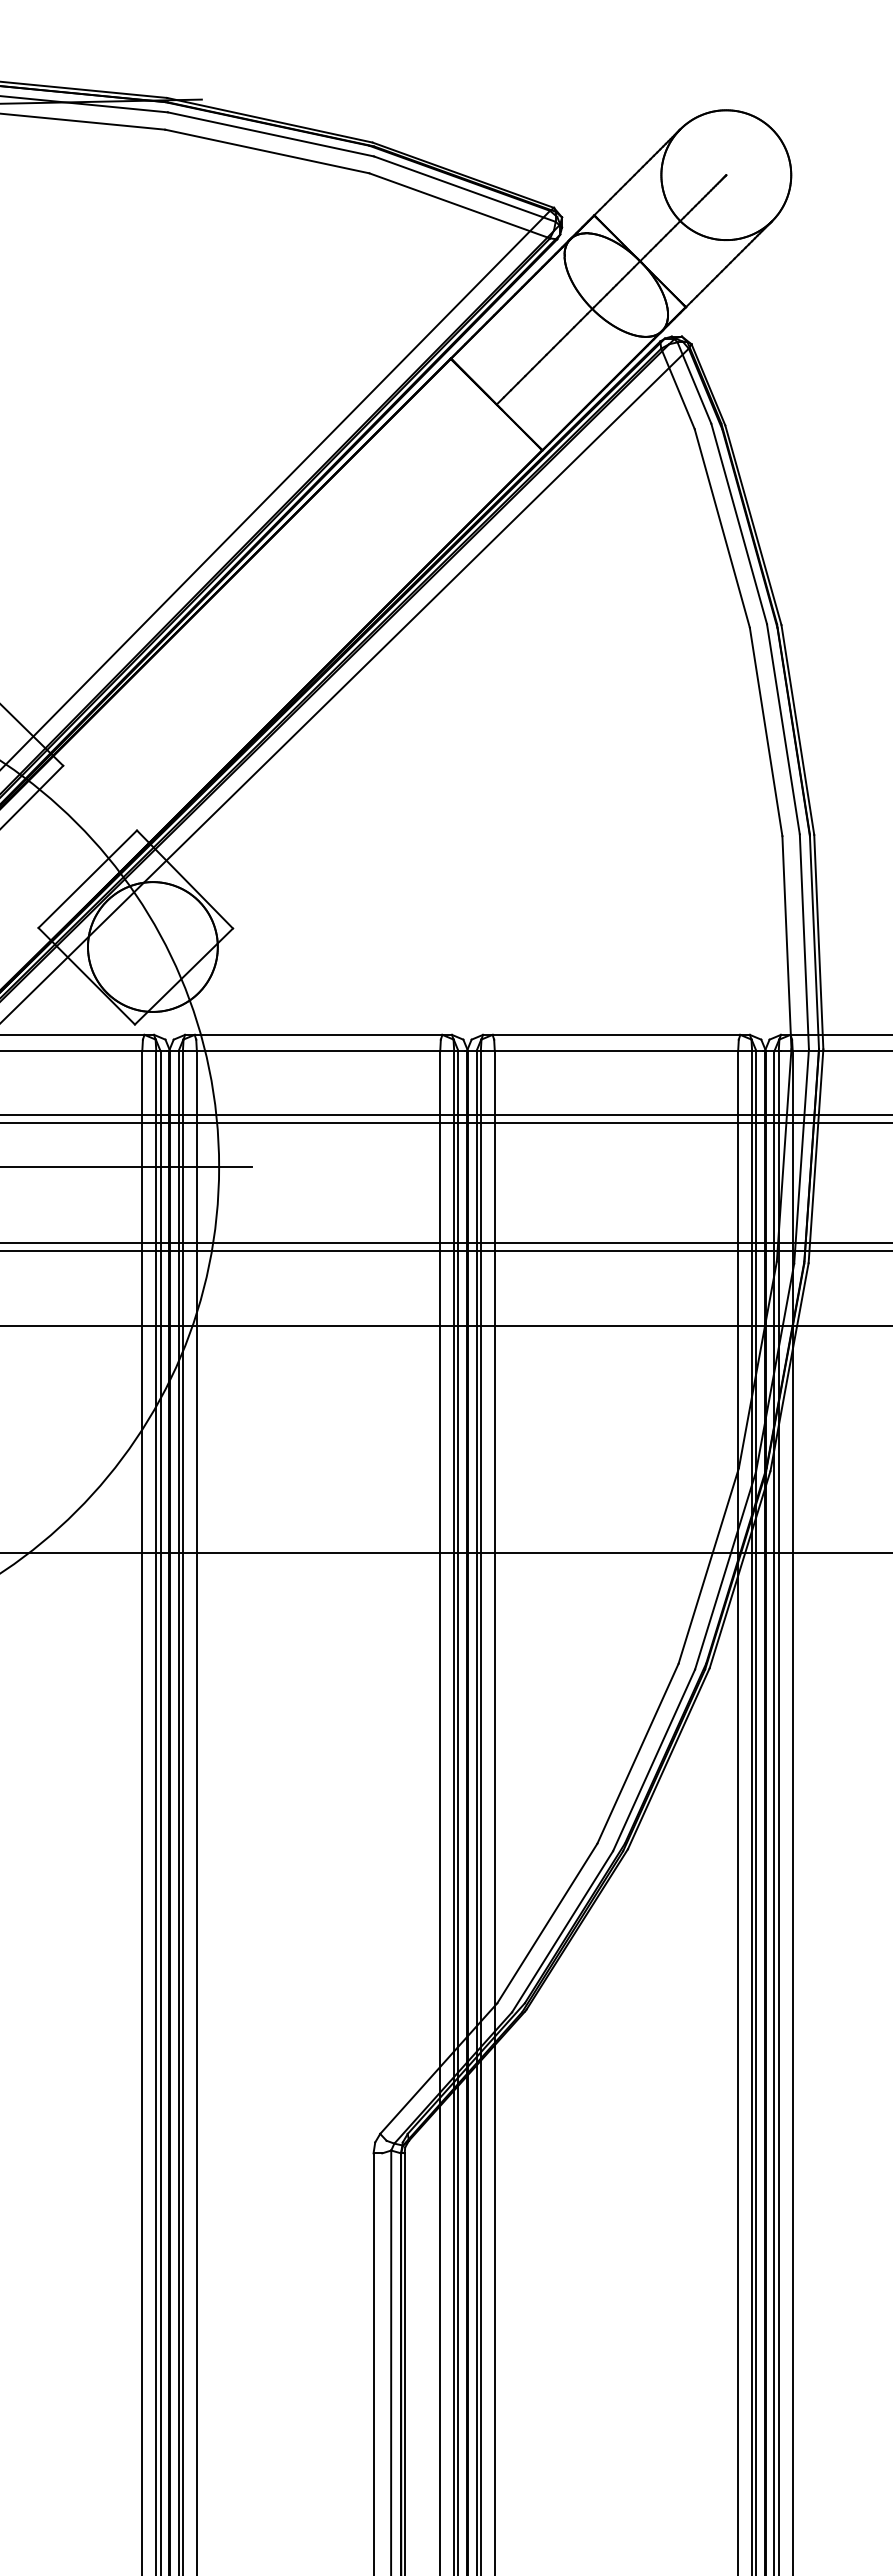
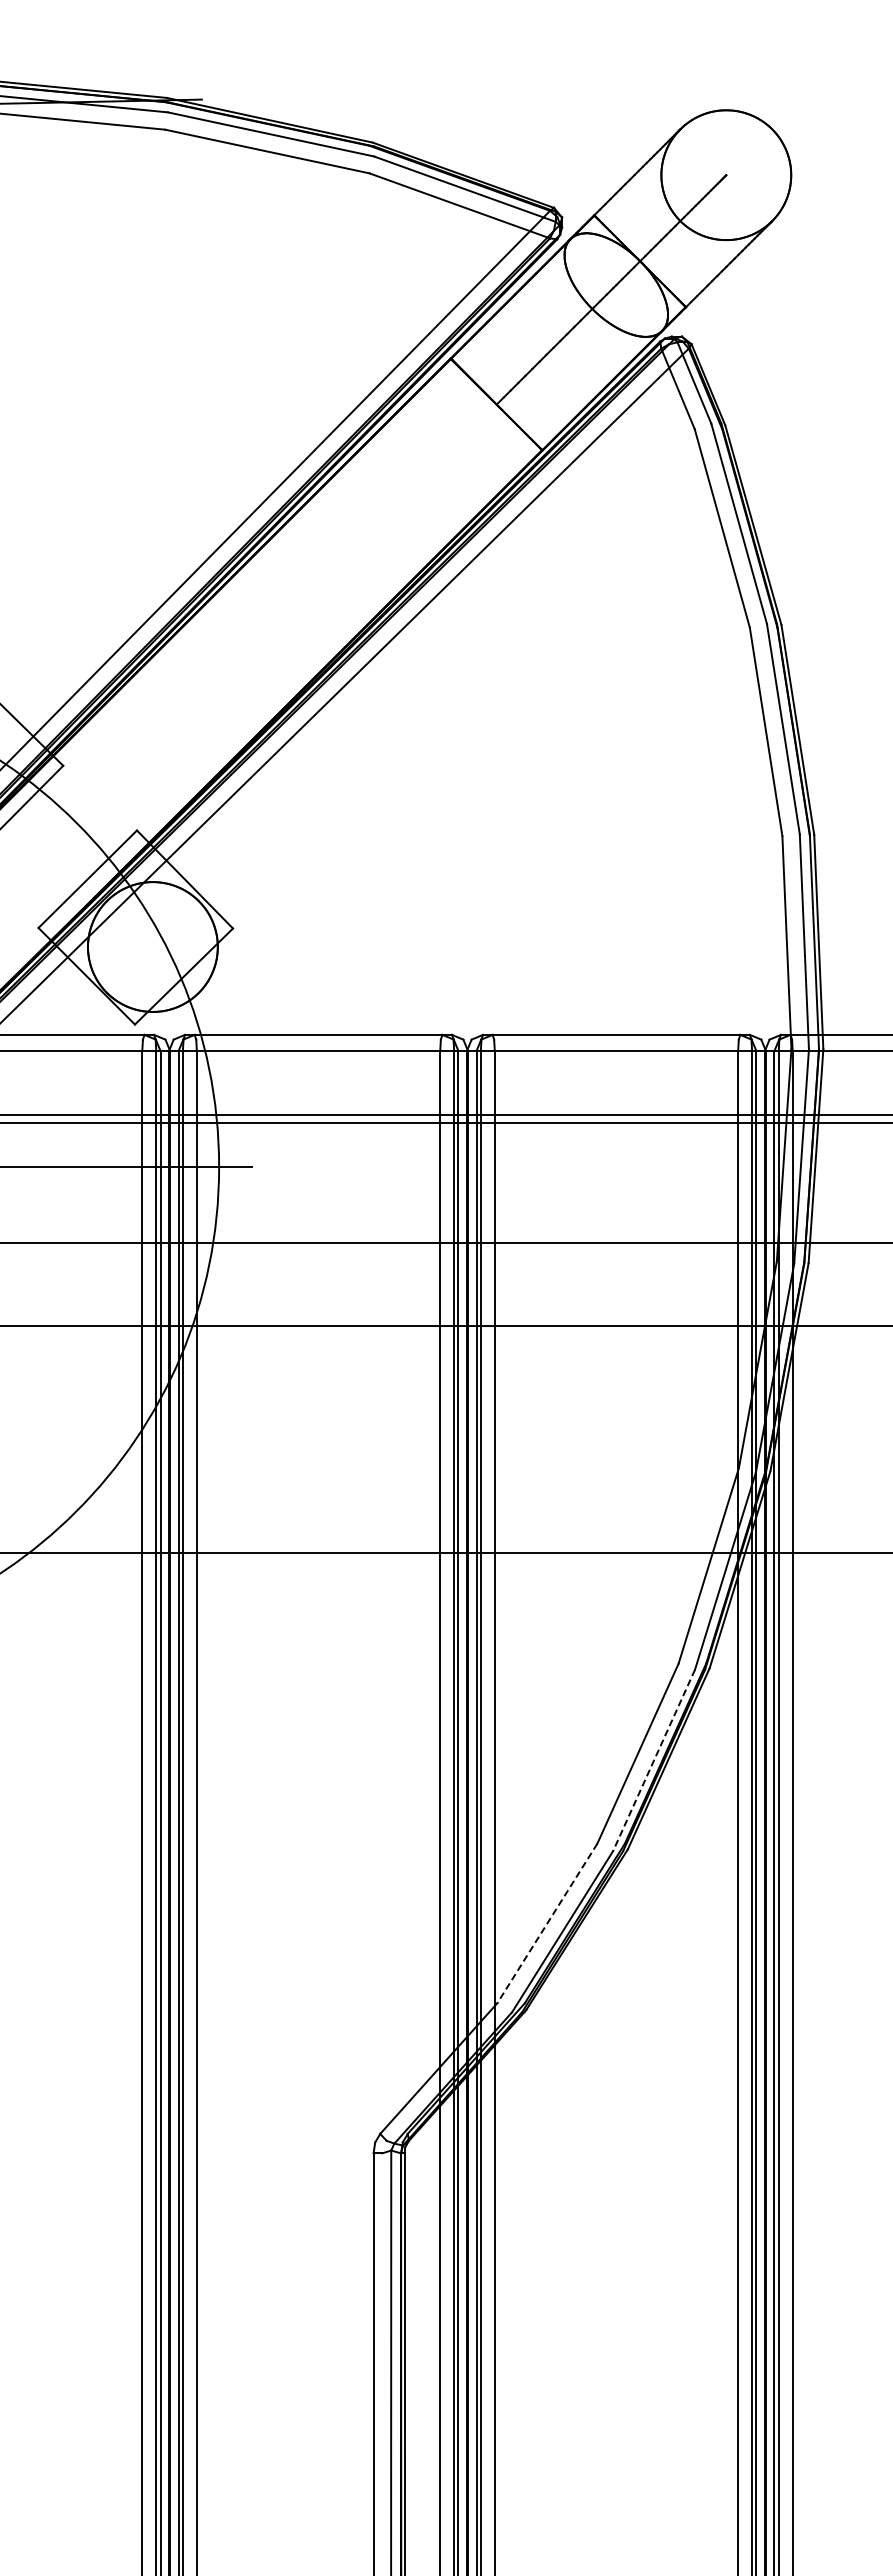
line: present -> none (445, 1251)
line: solid -> dashed (654, 1760)
line: solid -> dashed (547, 1923)
